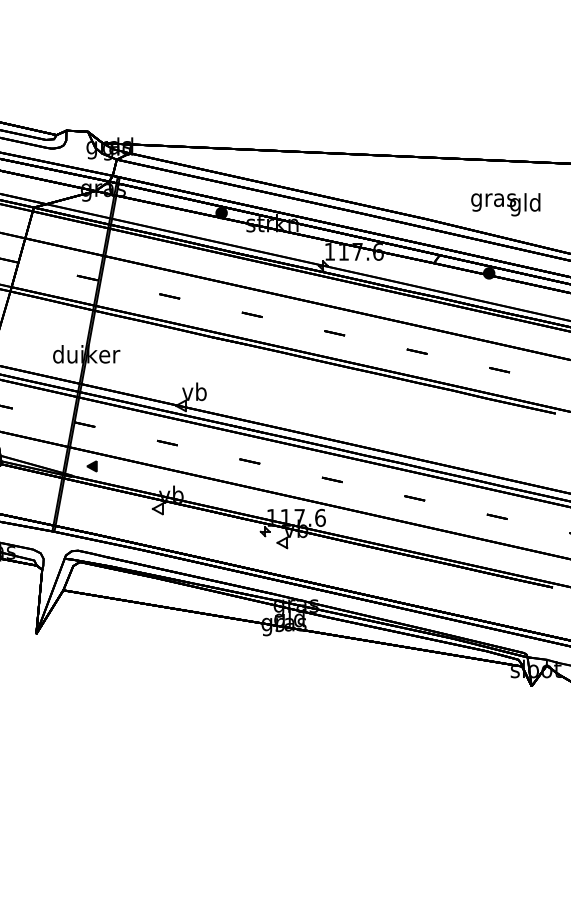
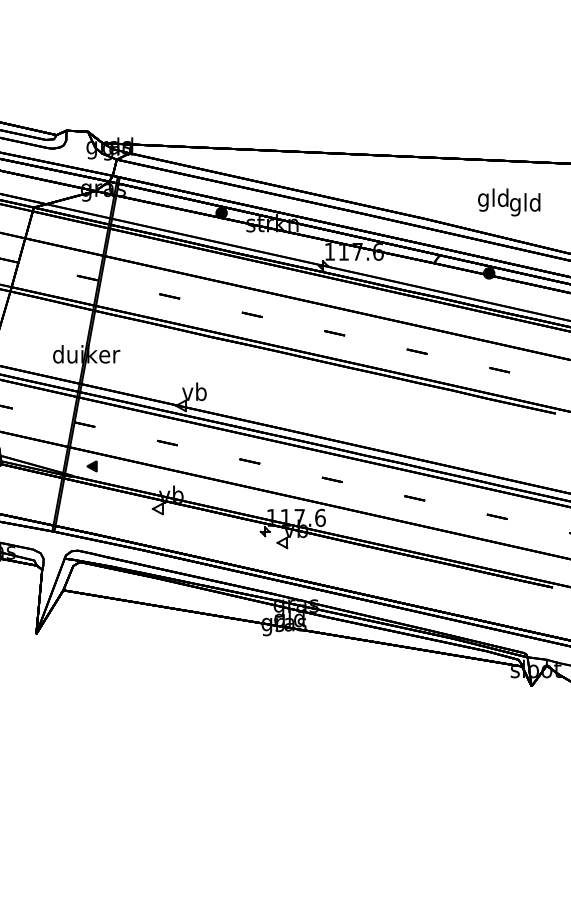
text: gras -> gld (493, 199)
